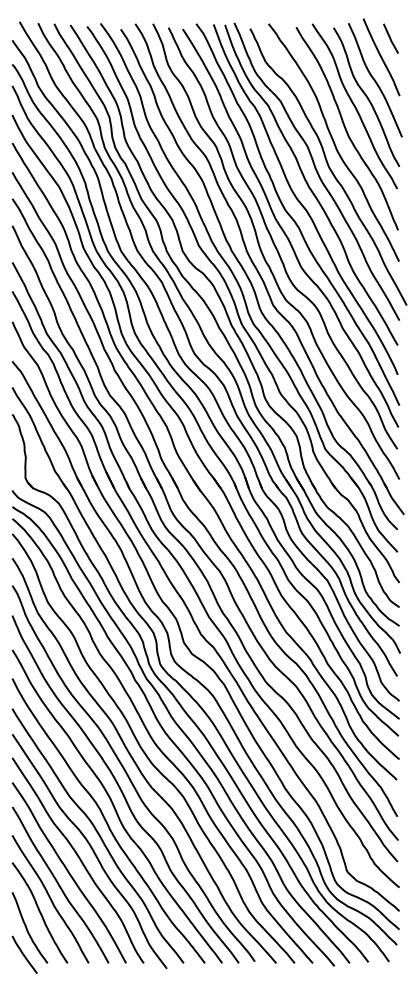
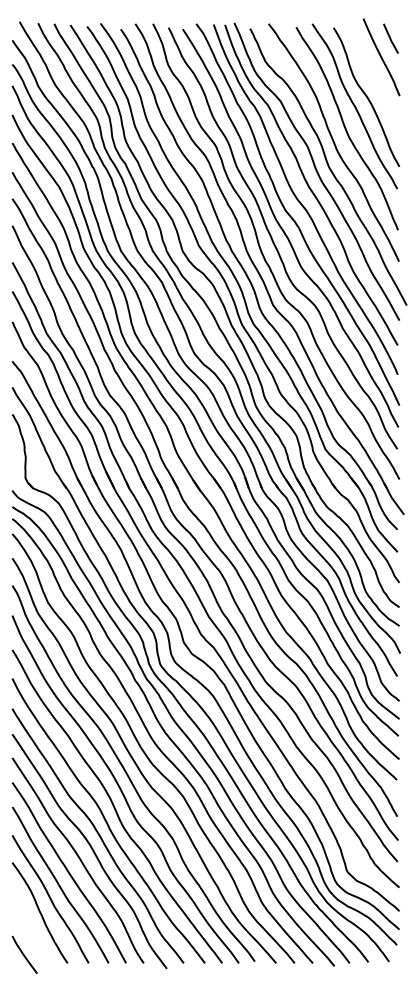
curve: present -> none (375, 80)
curve: present -> none (27, 927)
